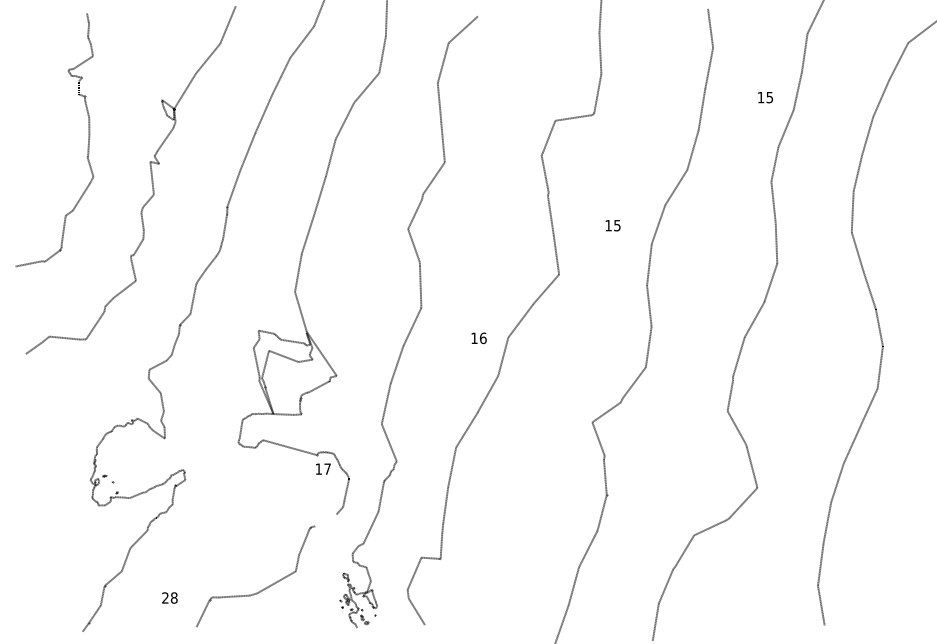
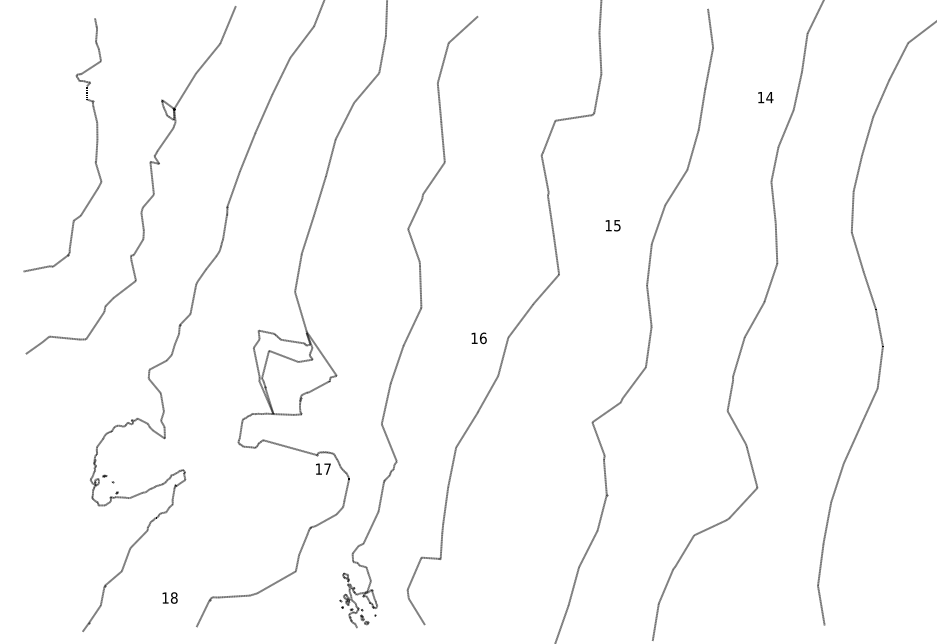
text: 15 -> 14 (769, 97)
part position: (87, 146) -> (95, 151) (95, 151)
line: none -> present (325, 520)
text: 28 -> 18 (165, 597)
